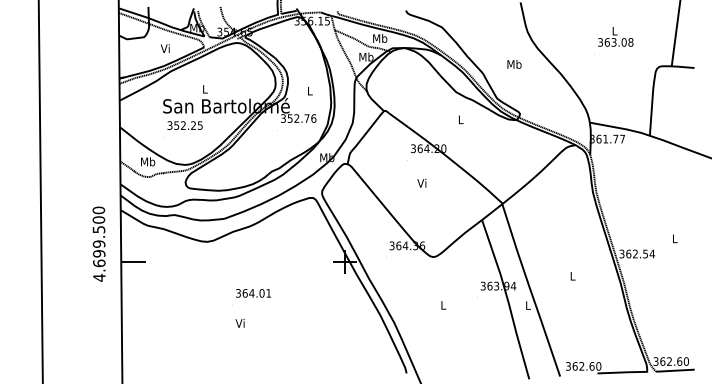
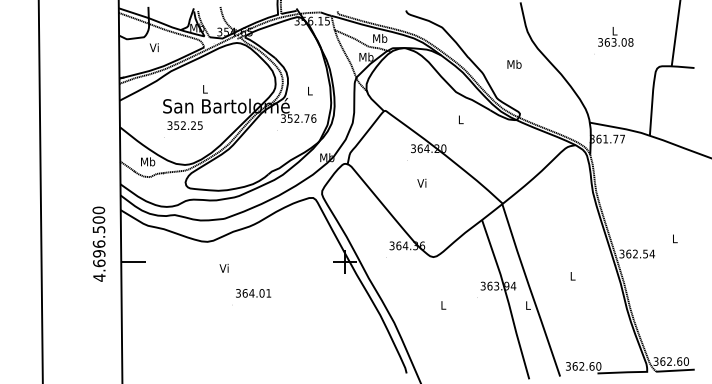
text position: (164, 48) -> (153, 47) (153, 47)
text: 4.699.500 -> 4.696.500 (98, 243)
text position: (239, 323) -> (223, 268) (223, 268)
